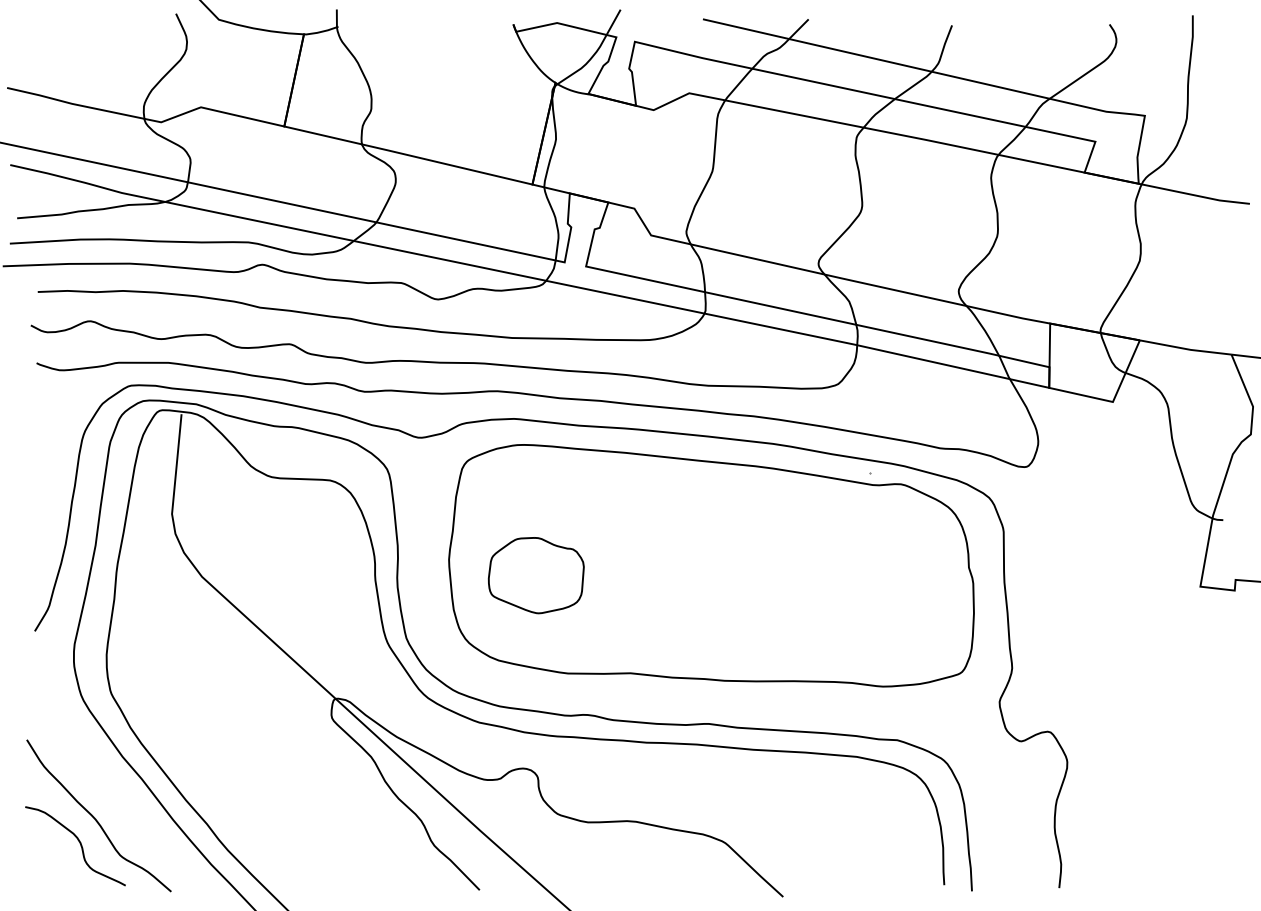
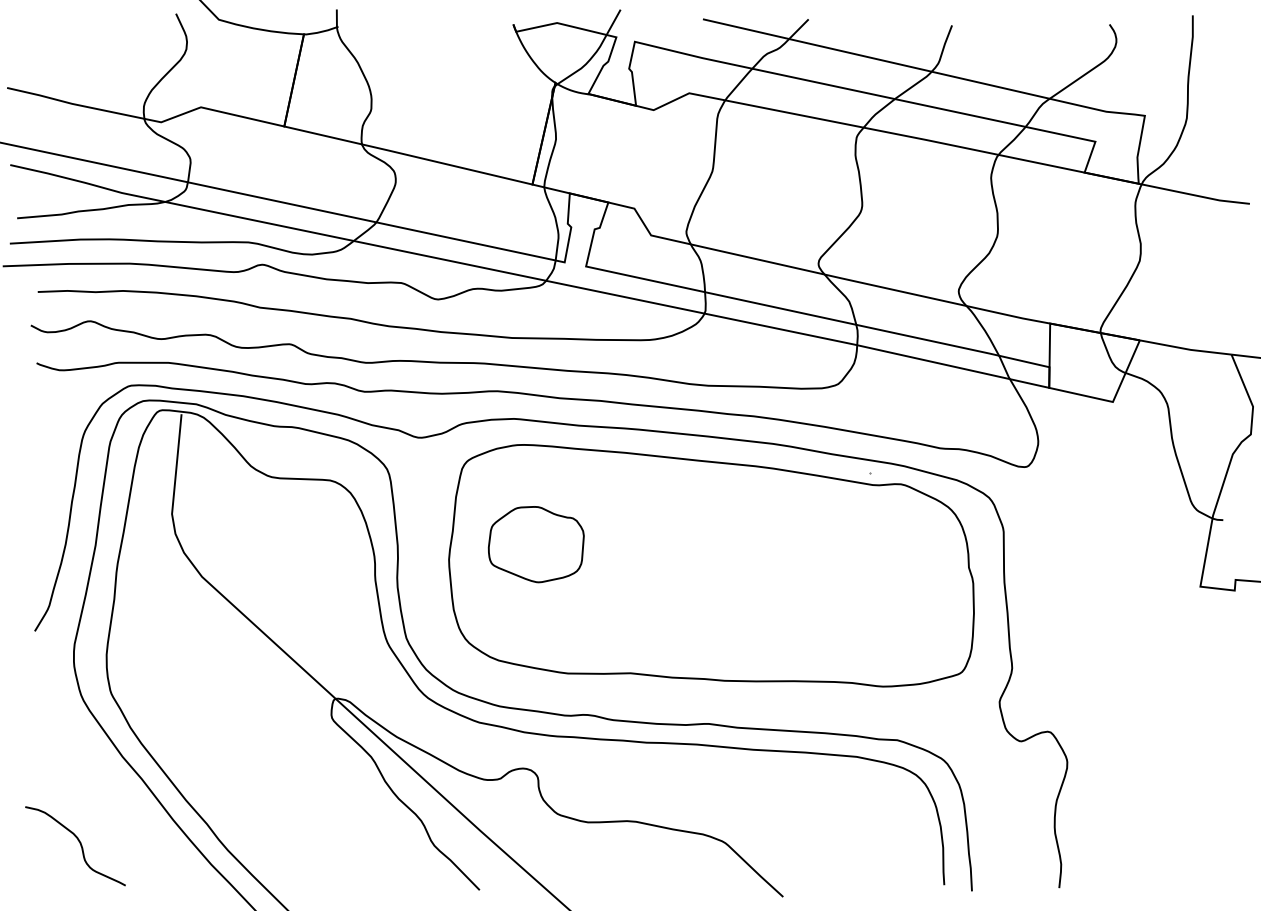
part position: (535, 575) -> (535, 544) (535, 544)
curve: present -> none (95, 817)
